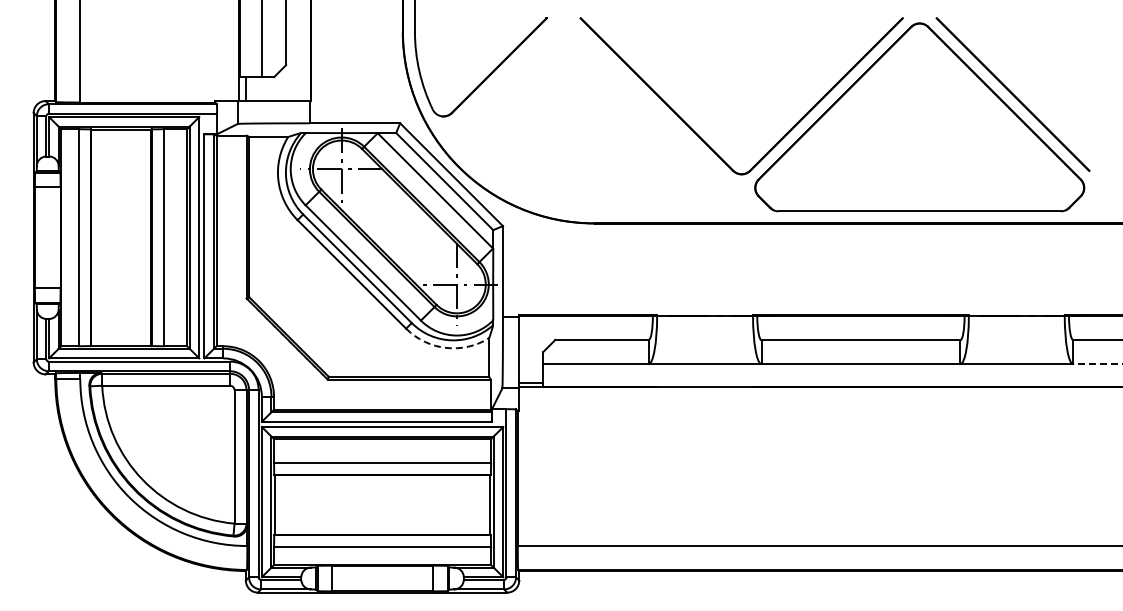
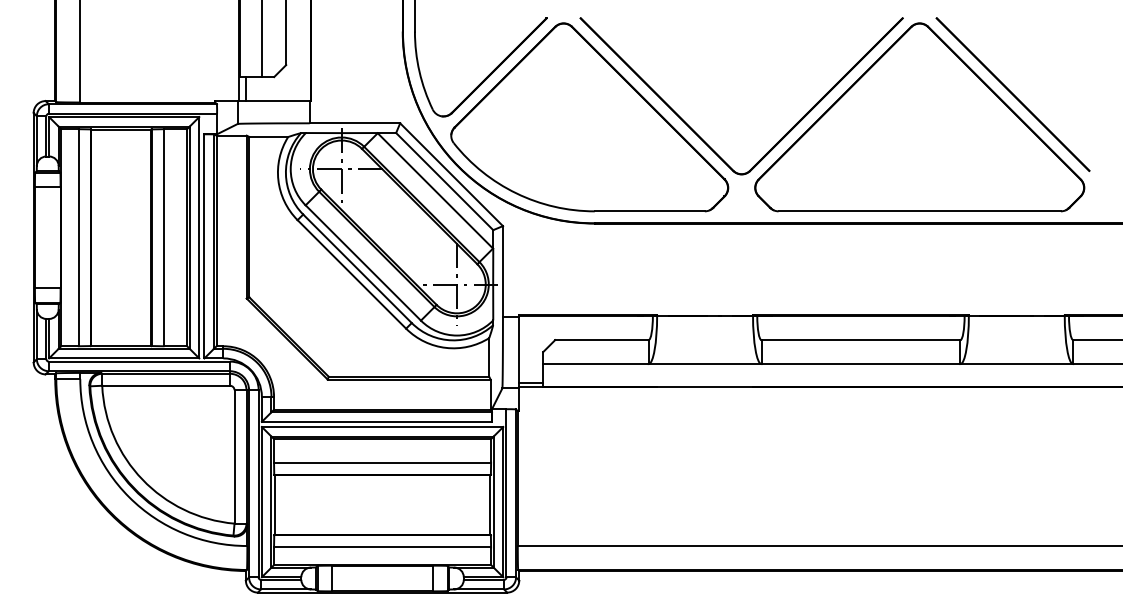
part: none -> present (589, 117)
arc: dashed -> solid (446, 347)
line: dashed -> solid (1097, 364)
